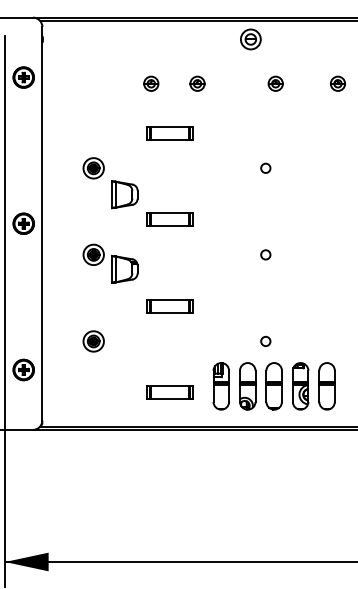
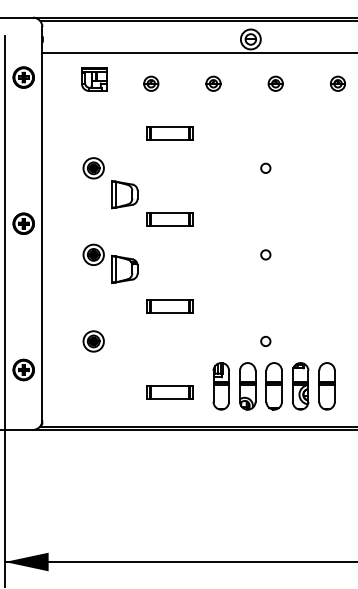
line: none -> present (198, 53)
part: none -> present (94, 79)
part position: (197, 83) -> (213, 83) (213, 83)
